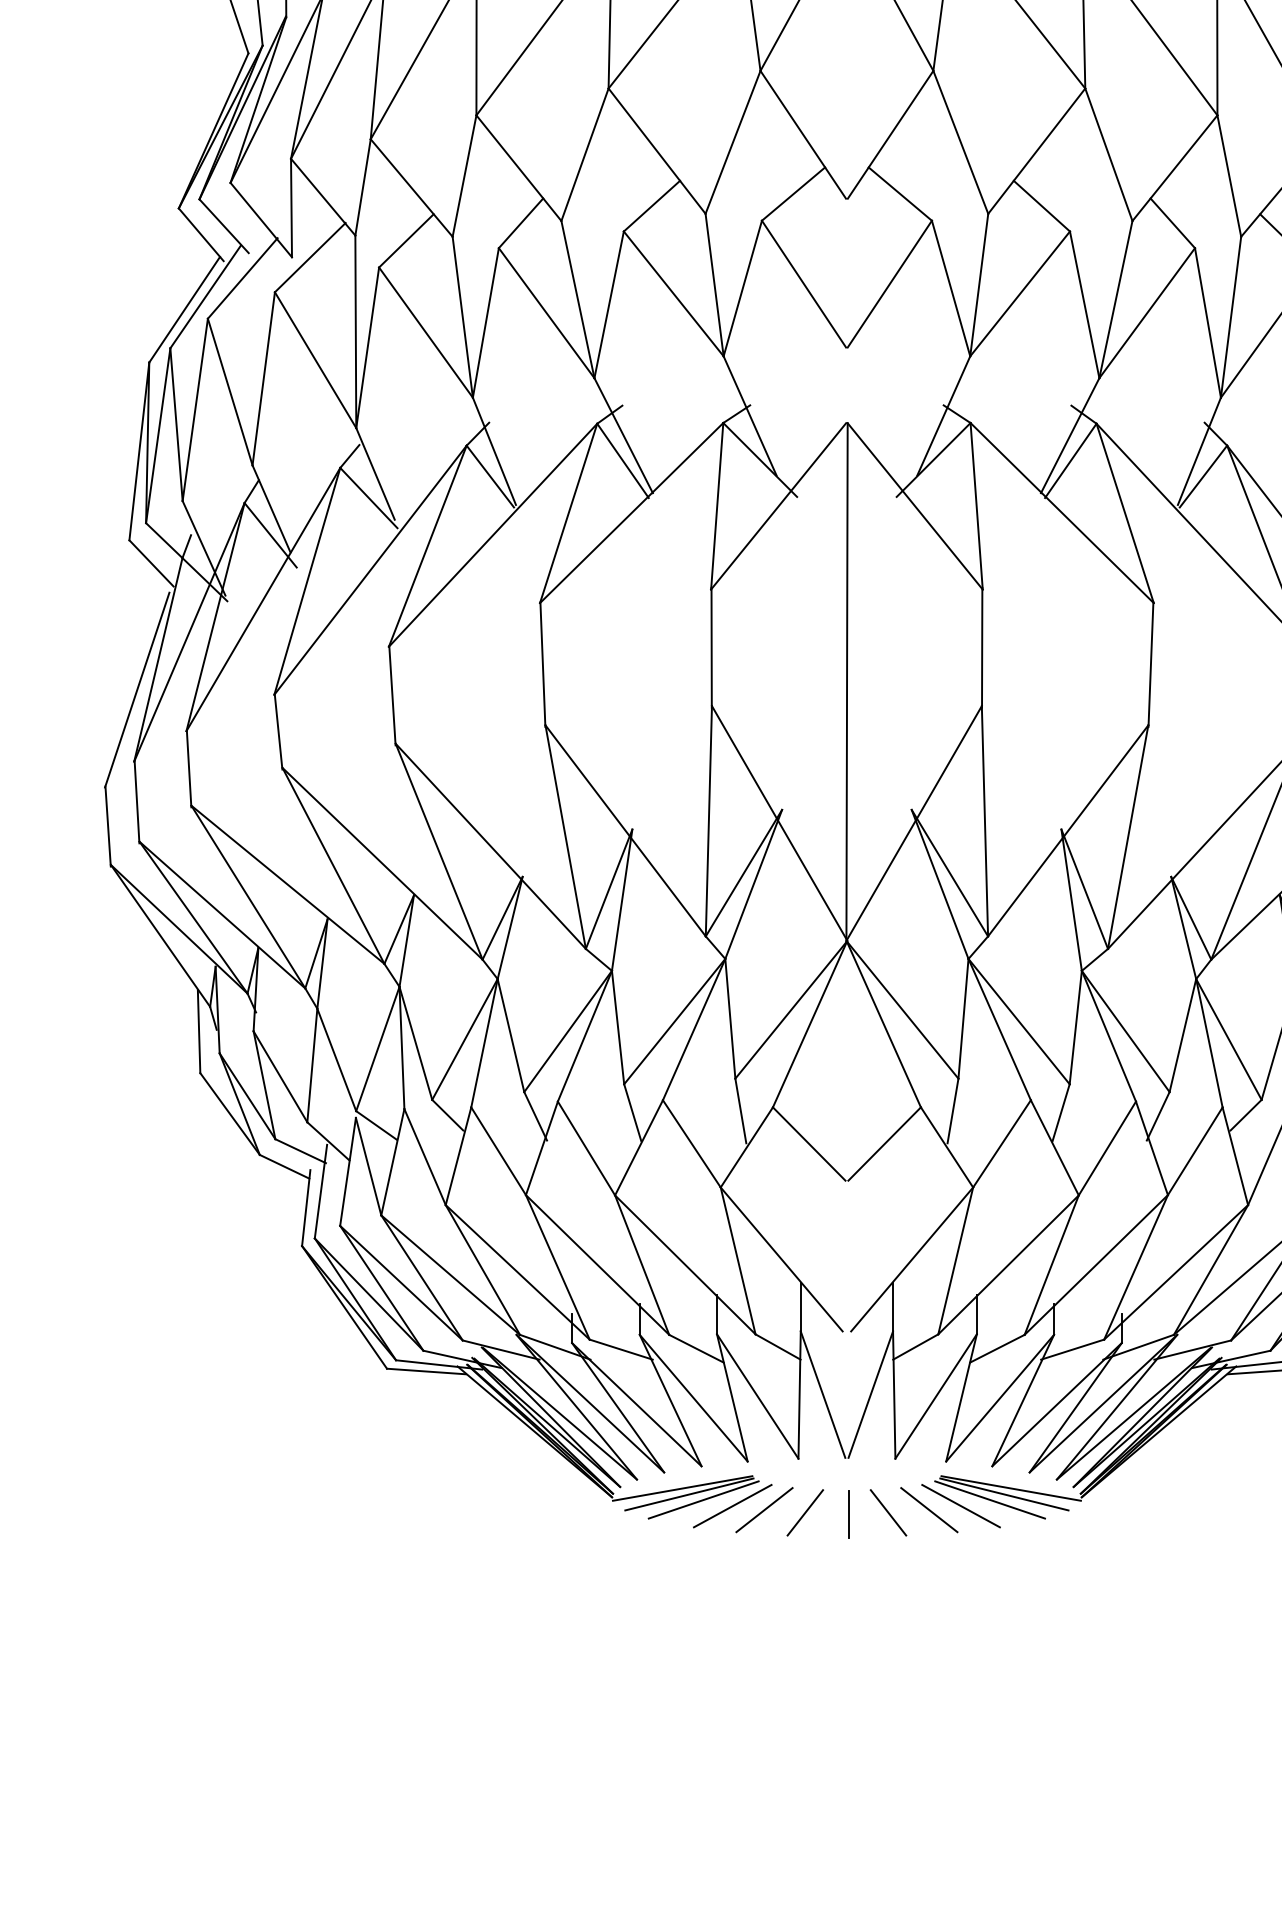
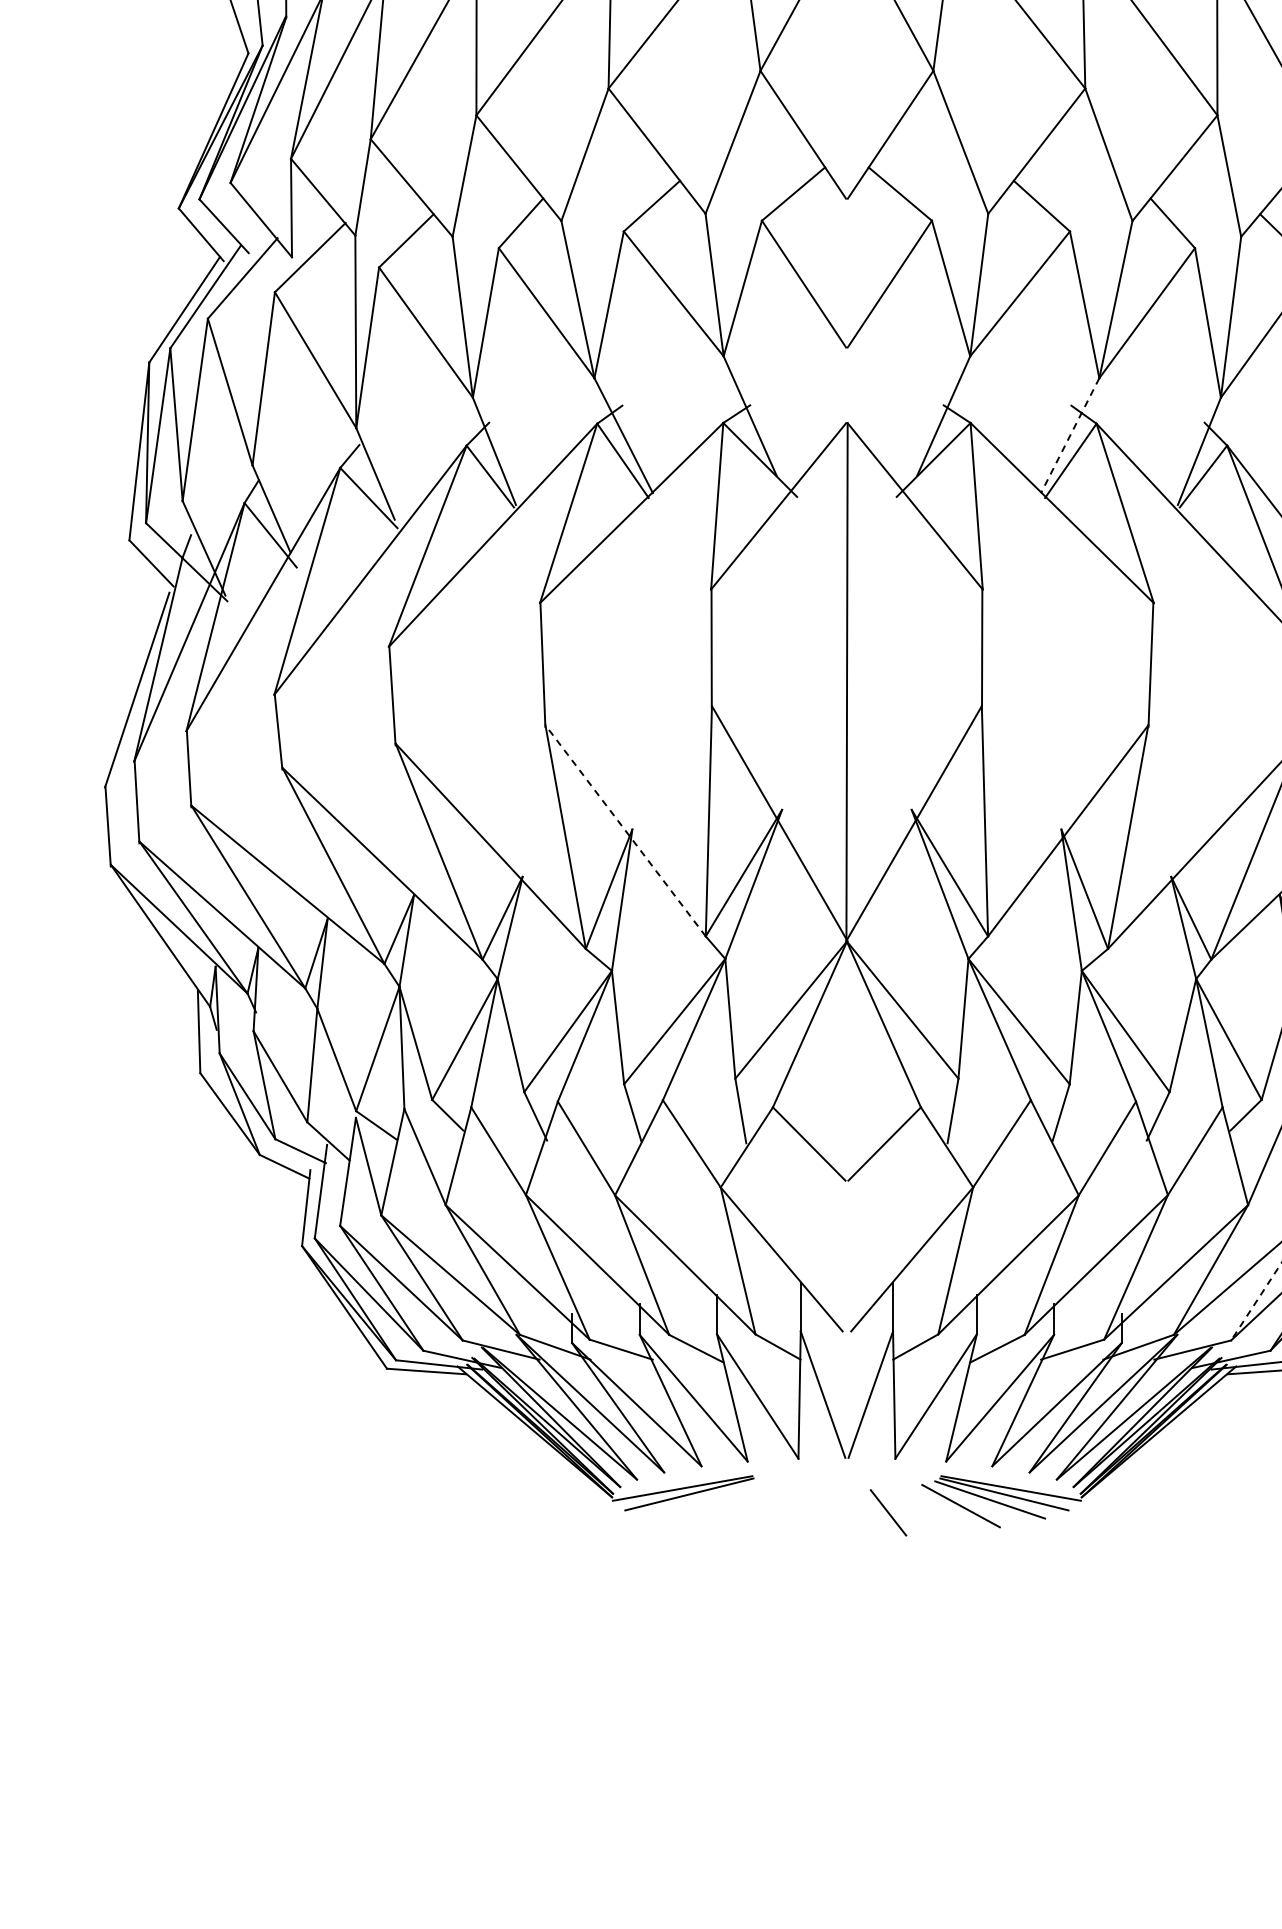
line: solid -> dashed (1069, 436)
line: solid -> dashed (625, 830)
line: solid -> dashed (1256, 1302)
line: present -> none (703, 1499)
line: present -> none (732, 1505)
line: present -> none (764, 1510)
line: present -> none (929, 1510)
line: present -> none (805, 1512)
line: present -> none (848, 1514)
